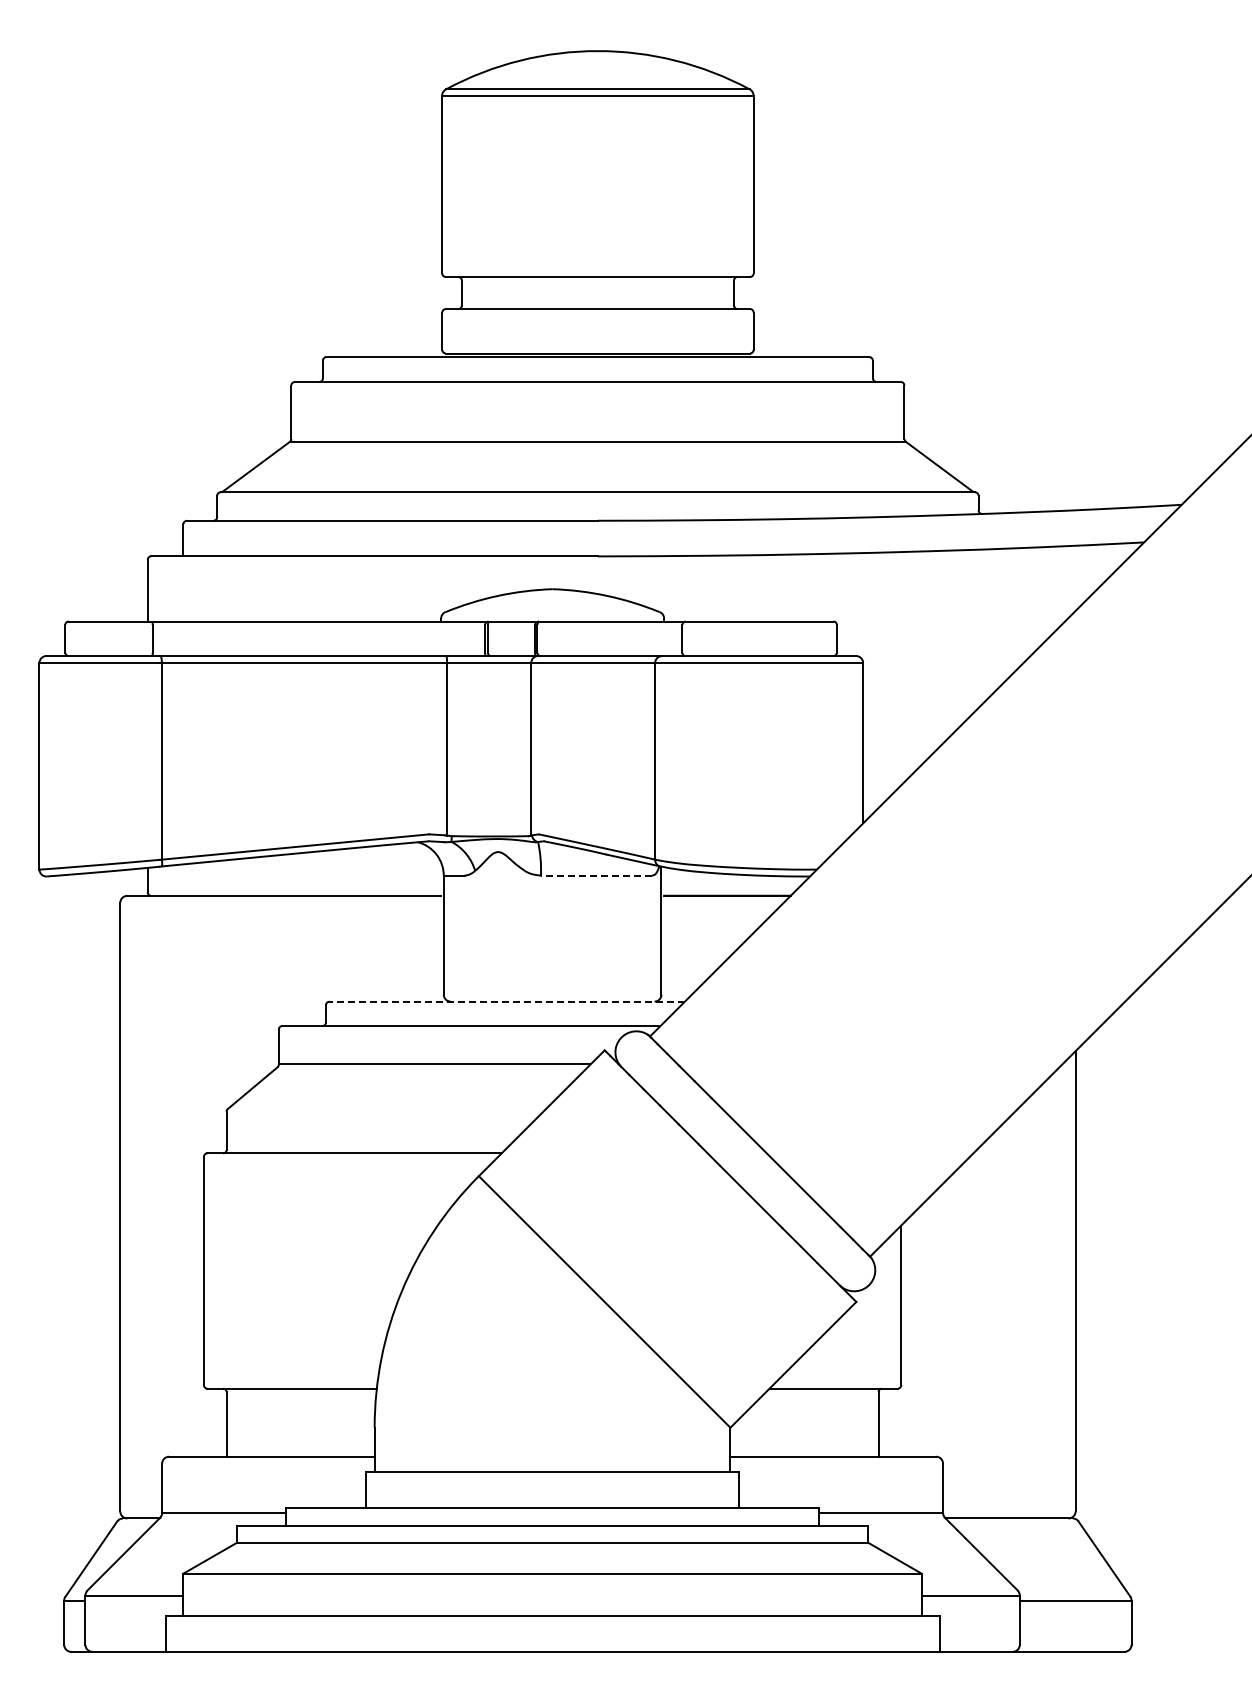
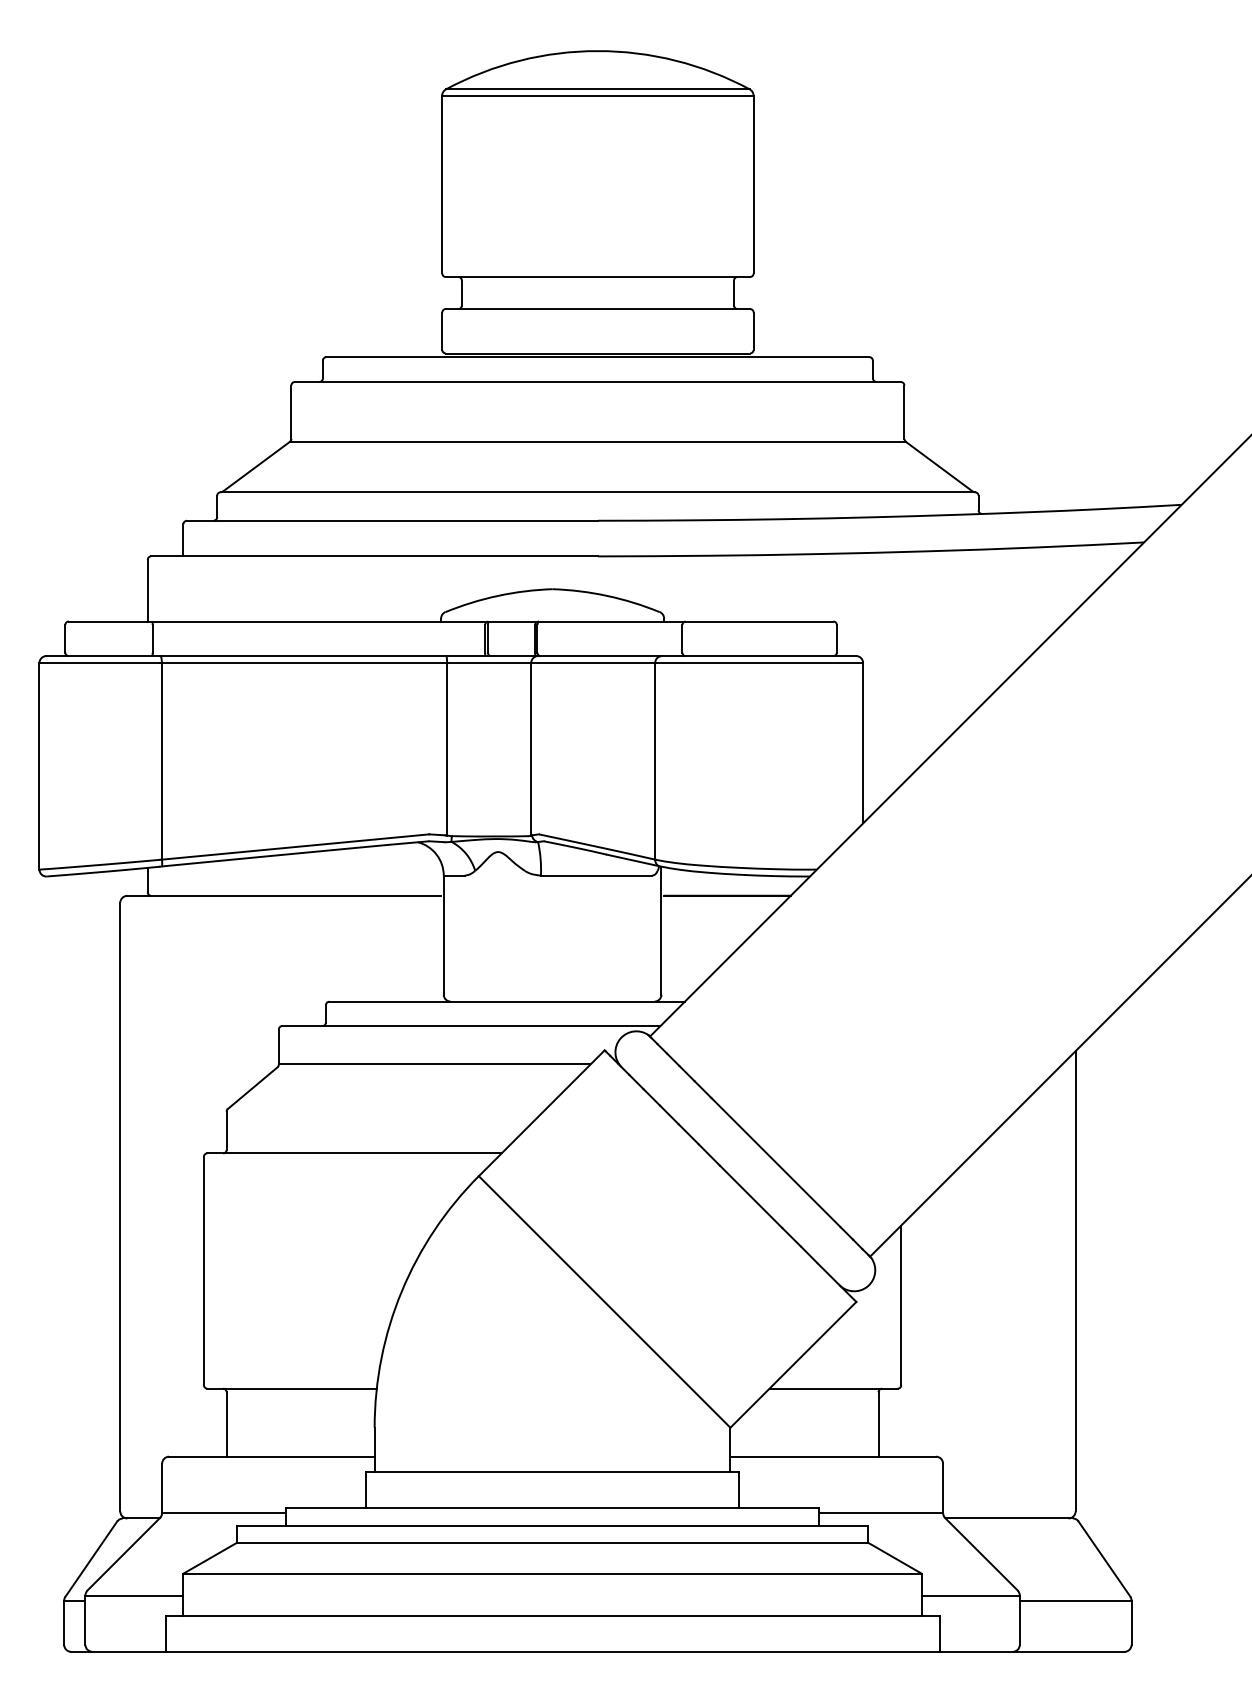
line: dashed -> solid (596, 875)
line: dashed -> solid (507, 1001)
